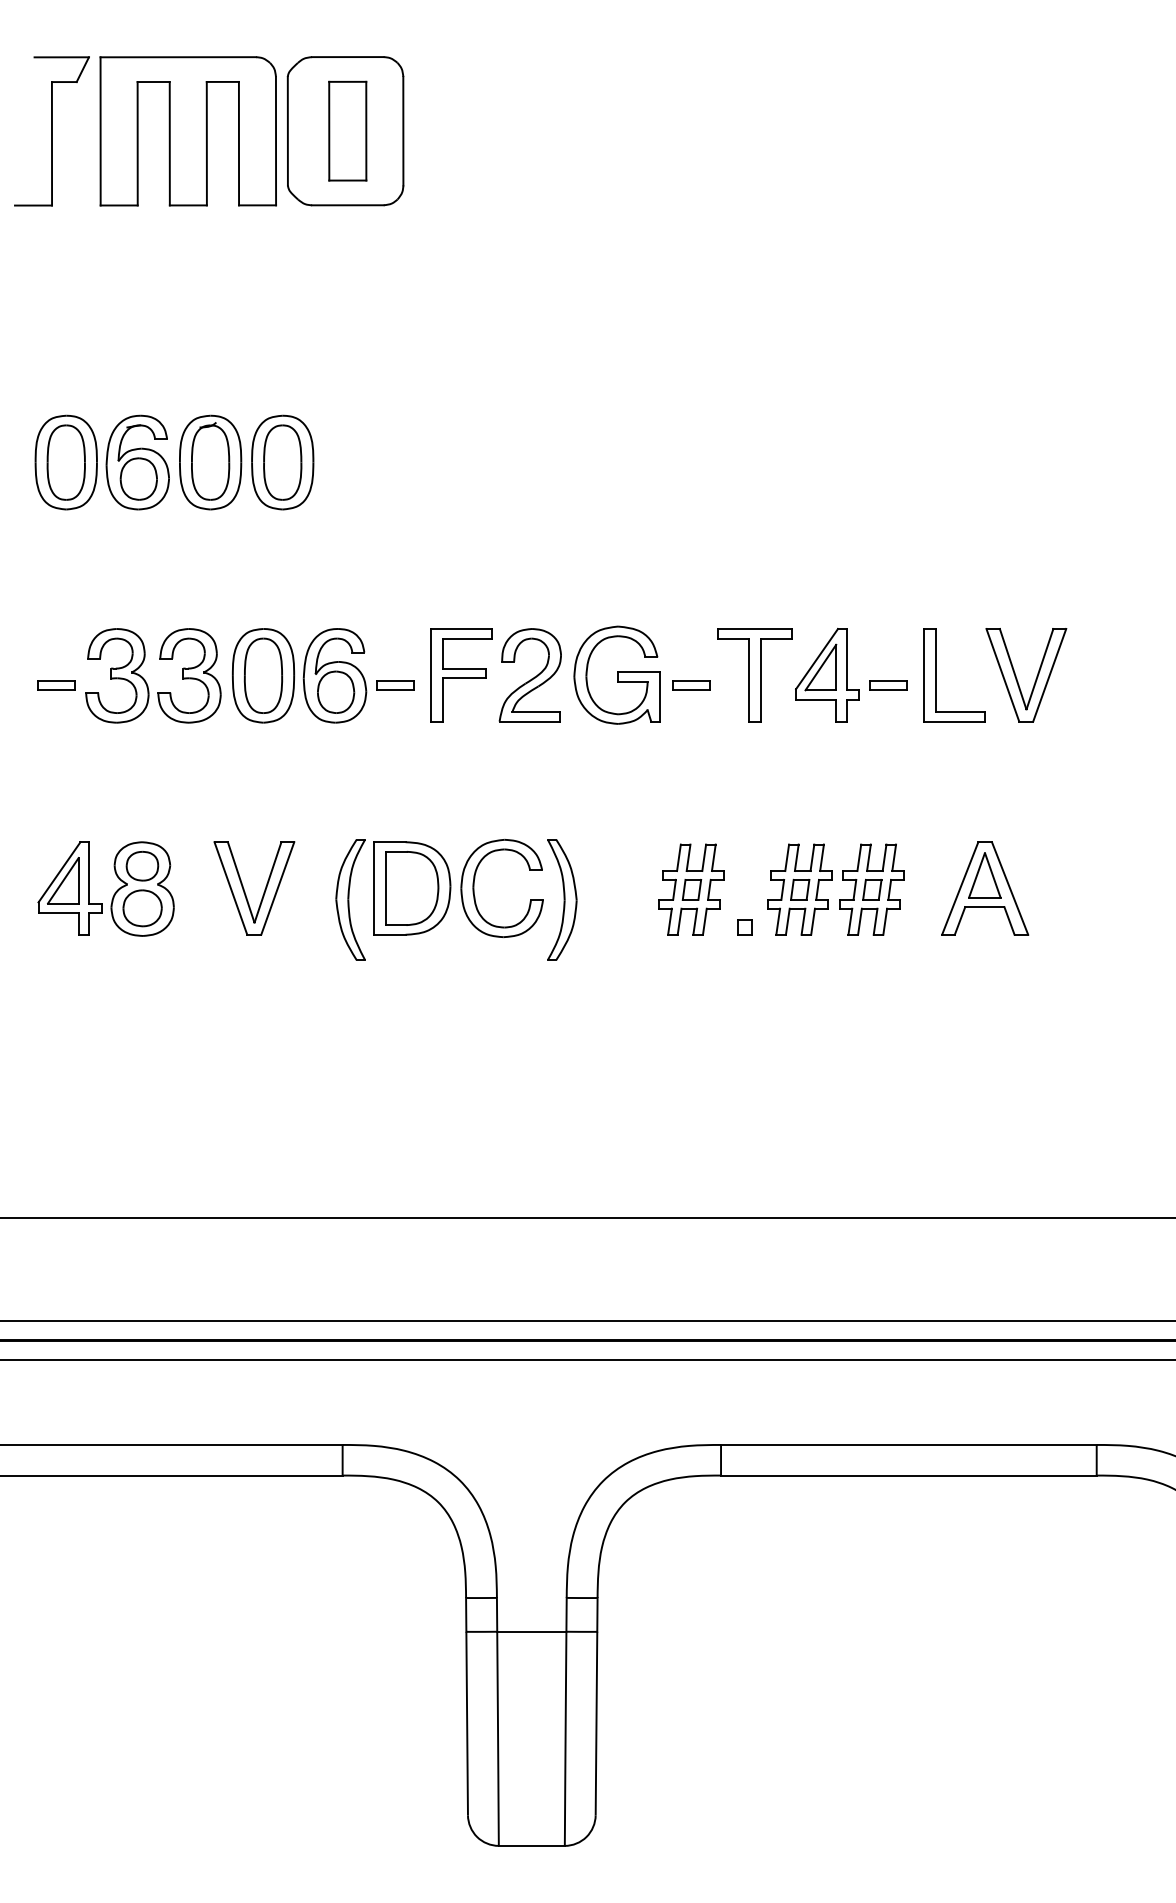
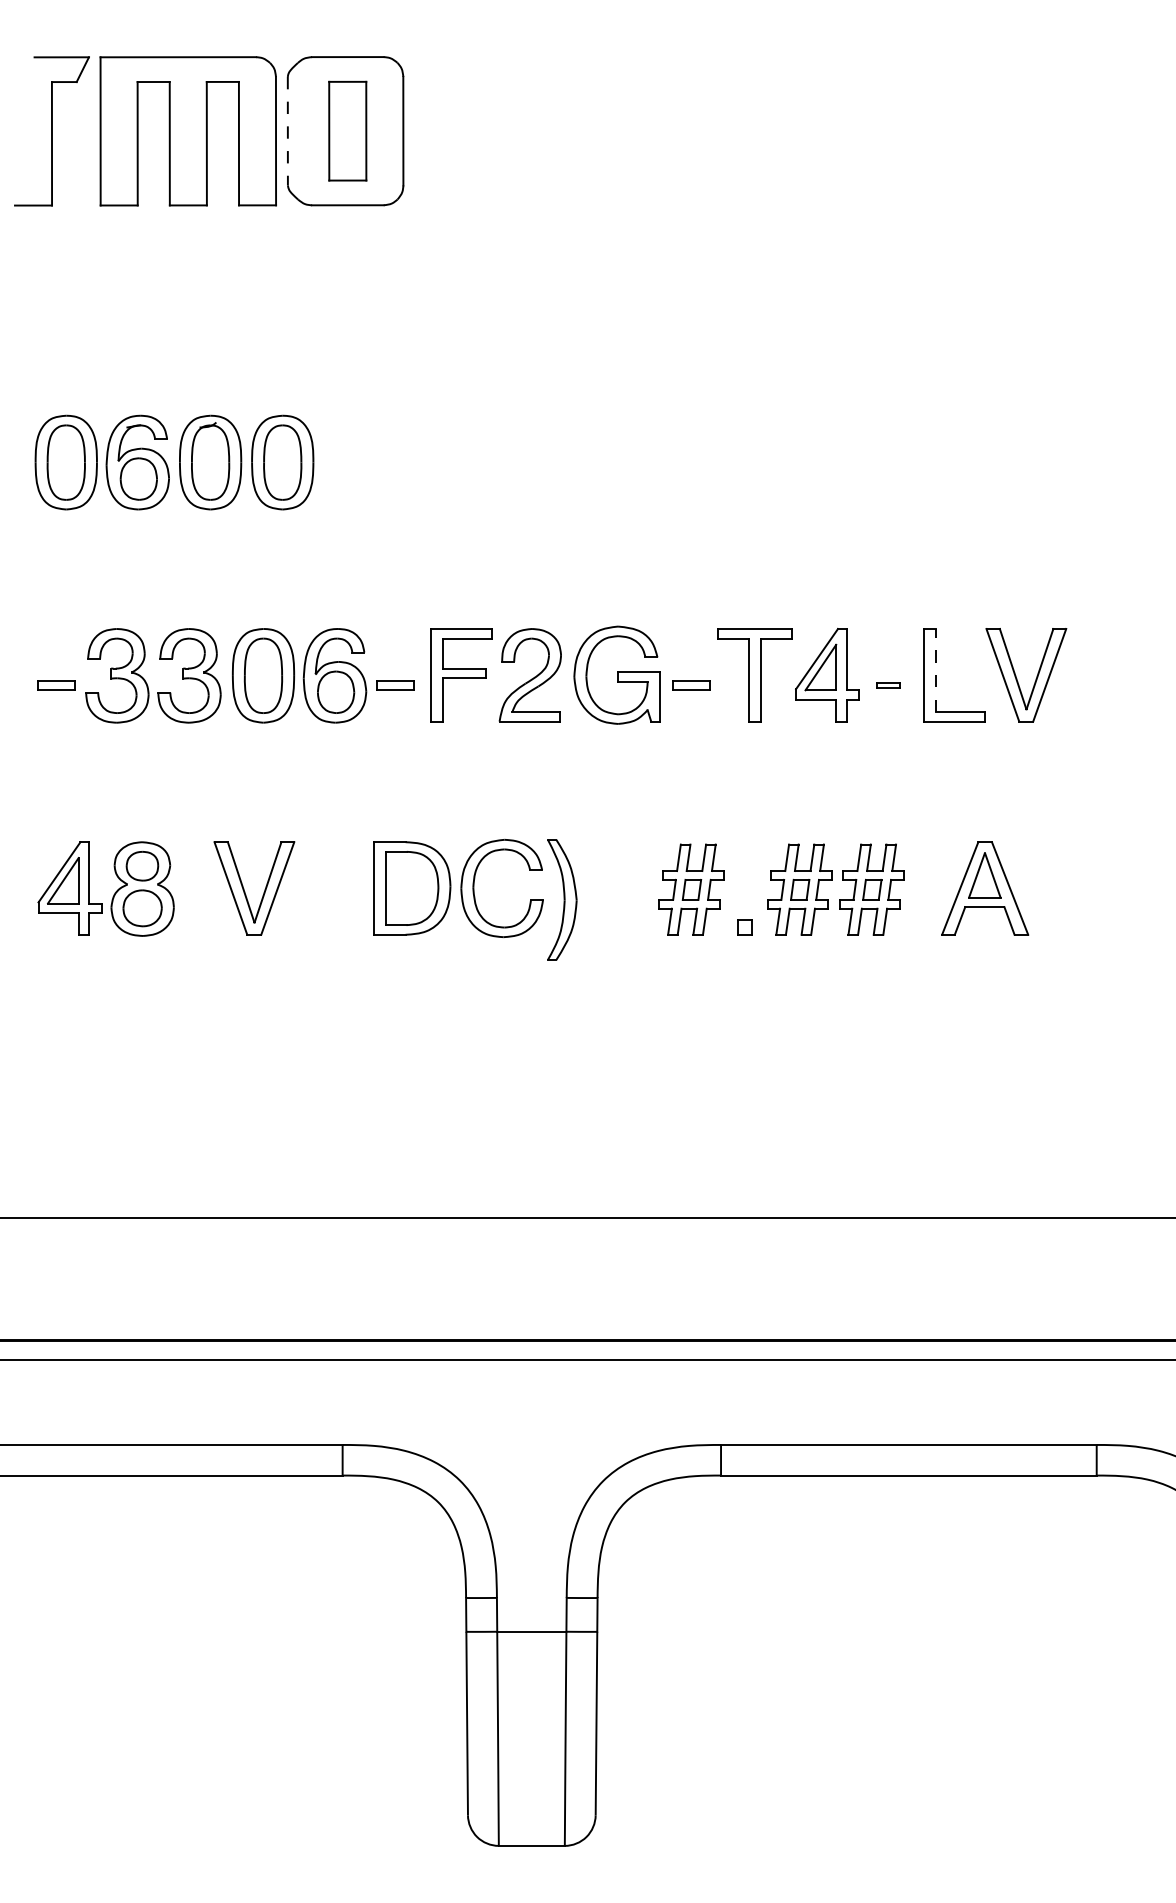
line: solid -> dashed (287, 131)
line: solid -> dashed (936, 669)
part size: 39x11 px -> 25x7 px (888, 685)
part: present -> none (350, 899)
line: present -> none (587, 1321)
